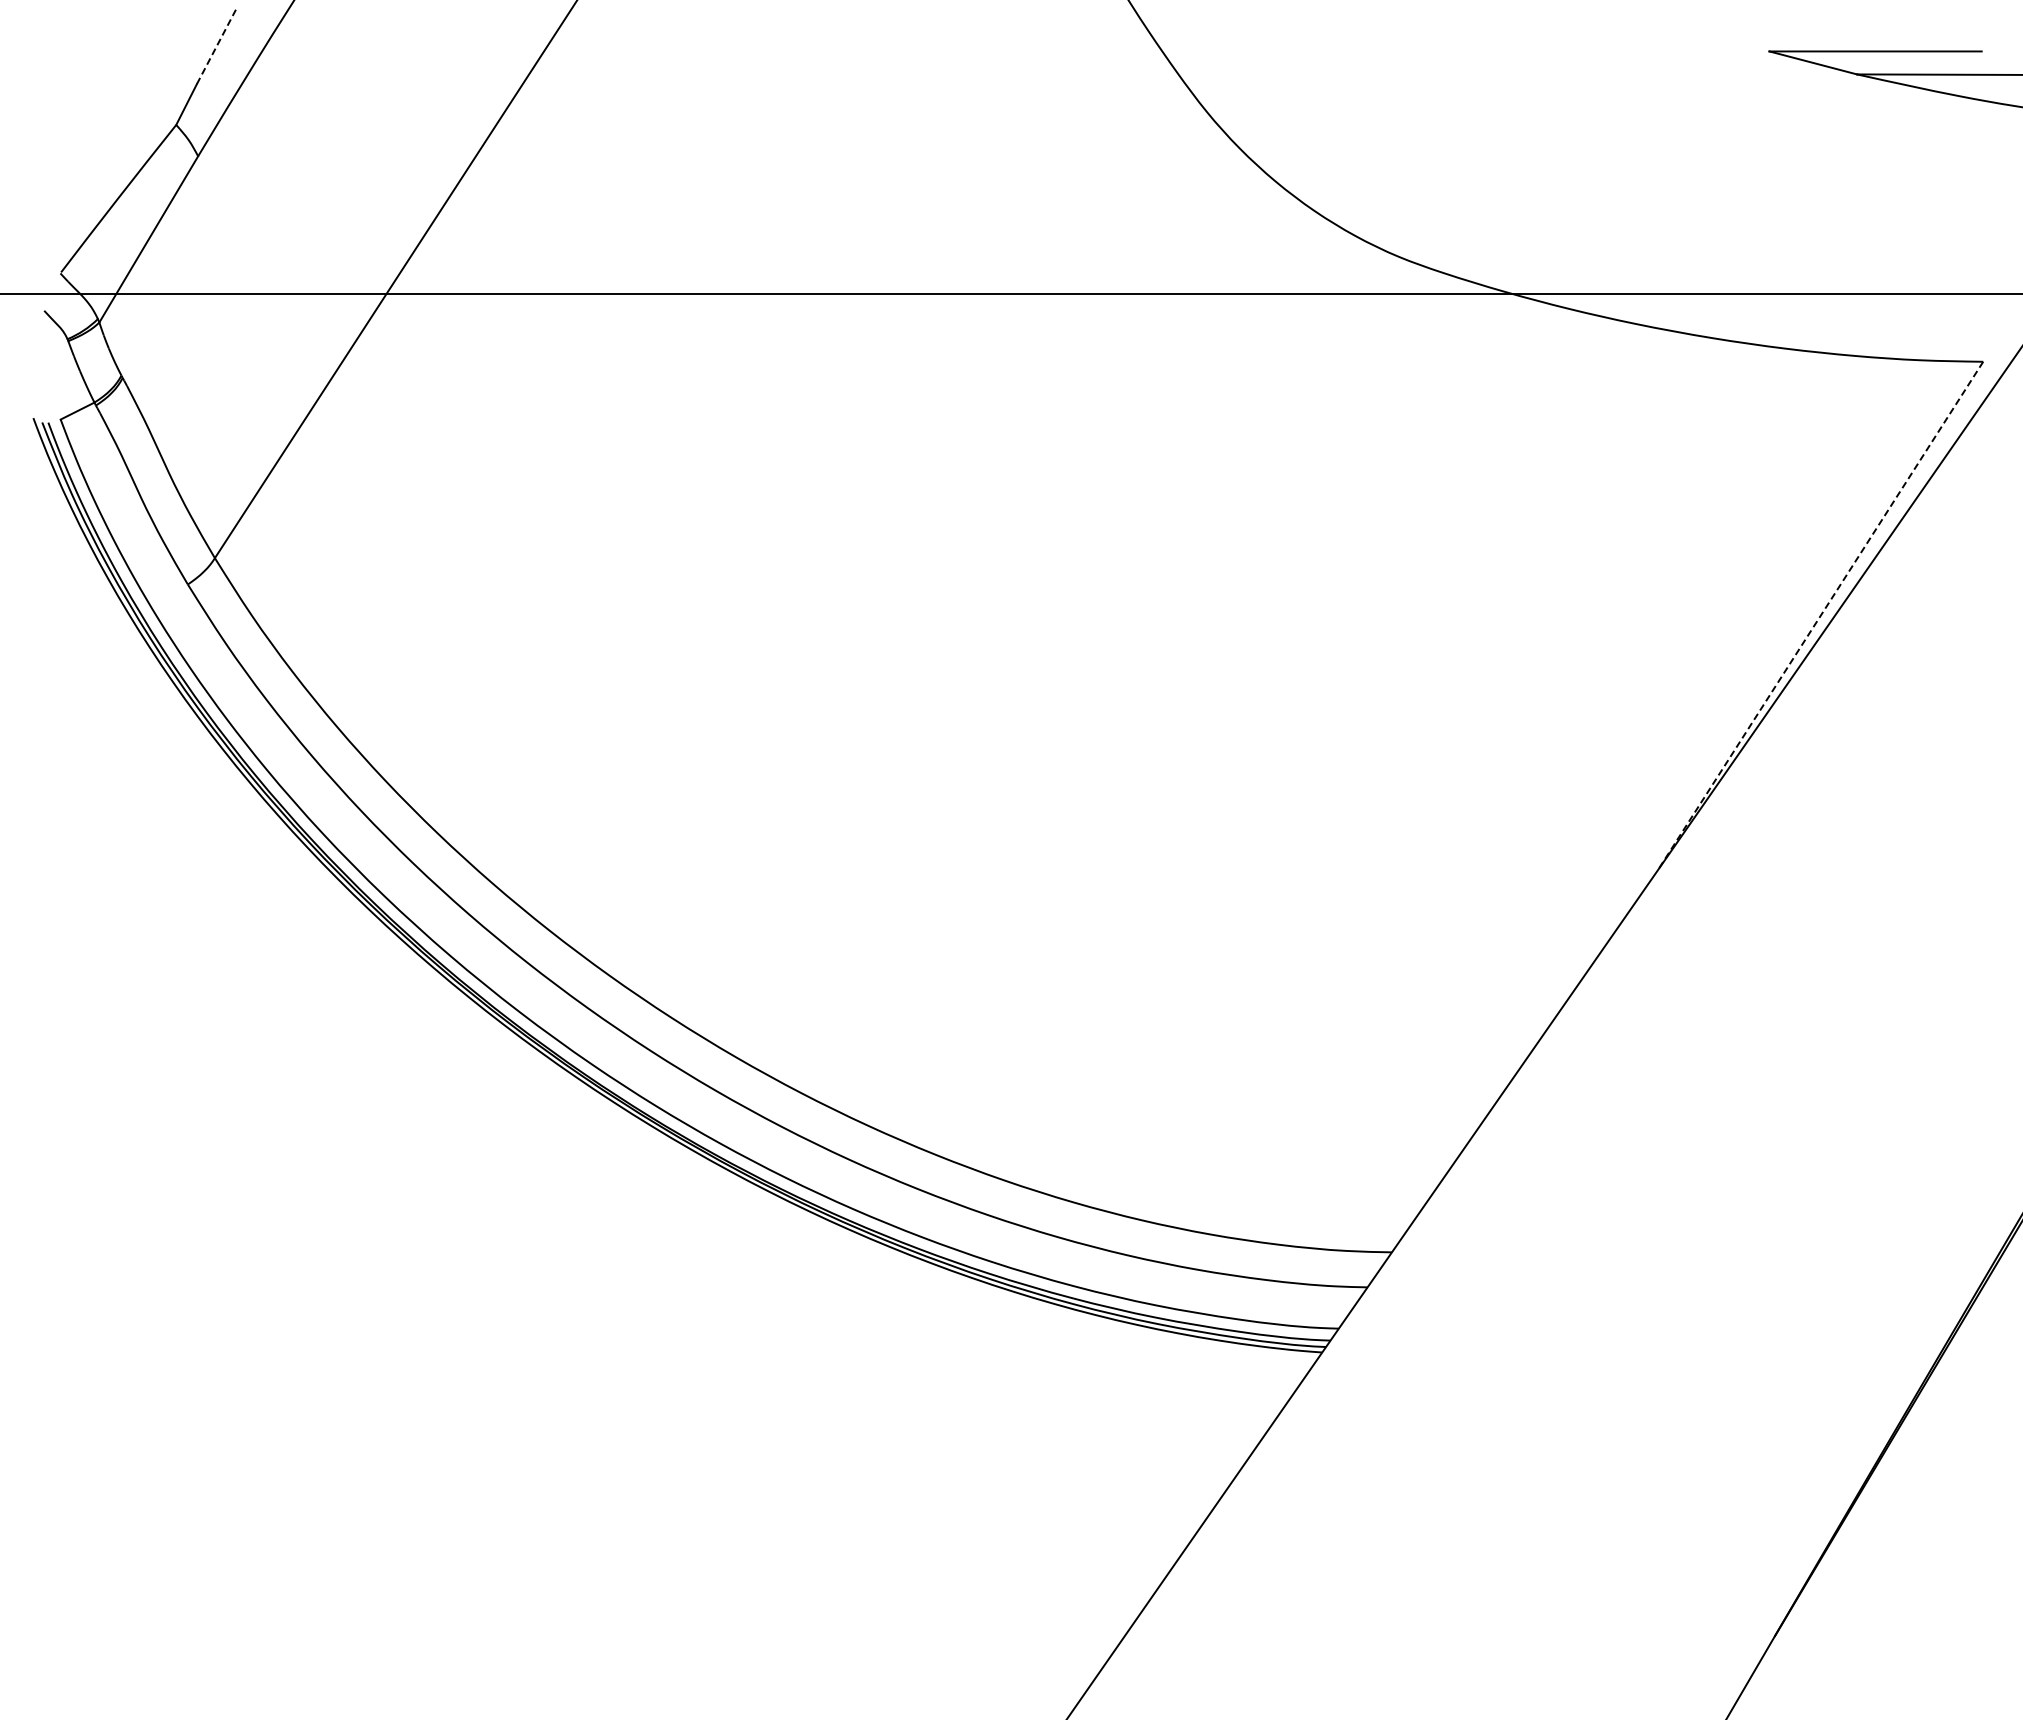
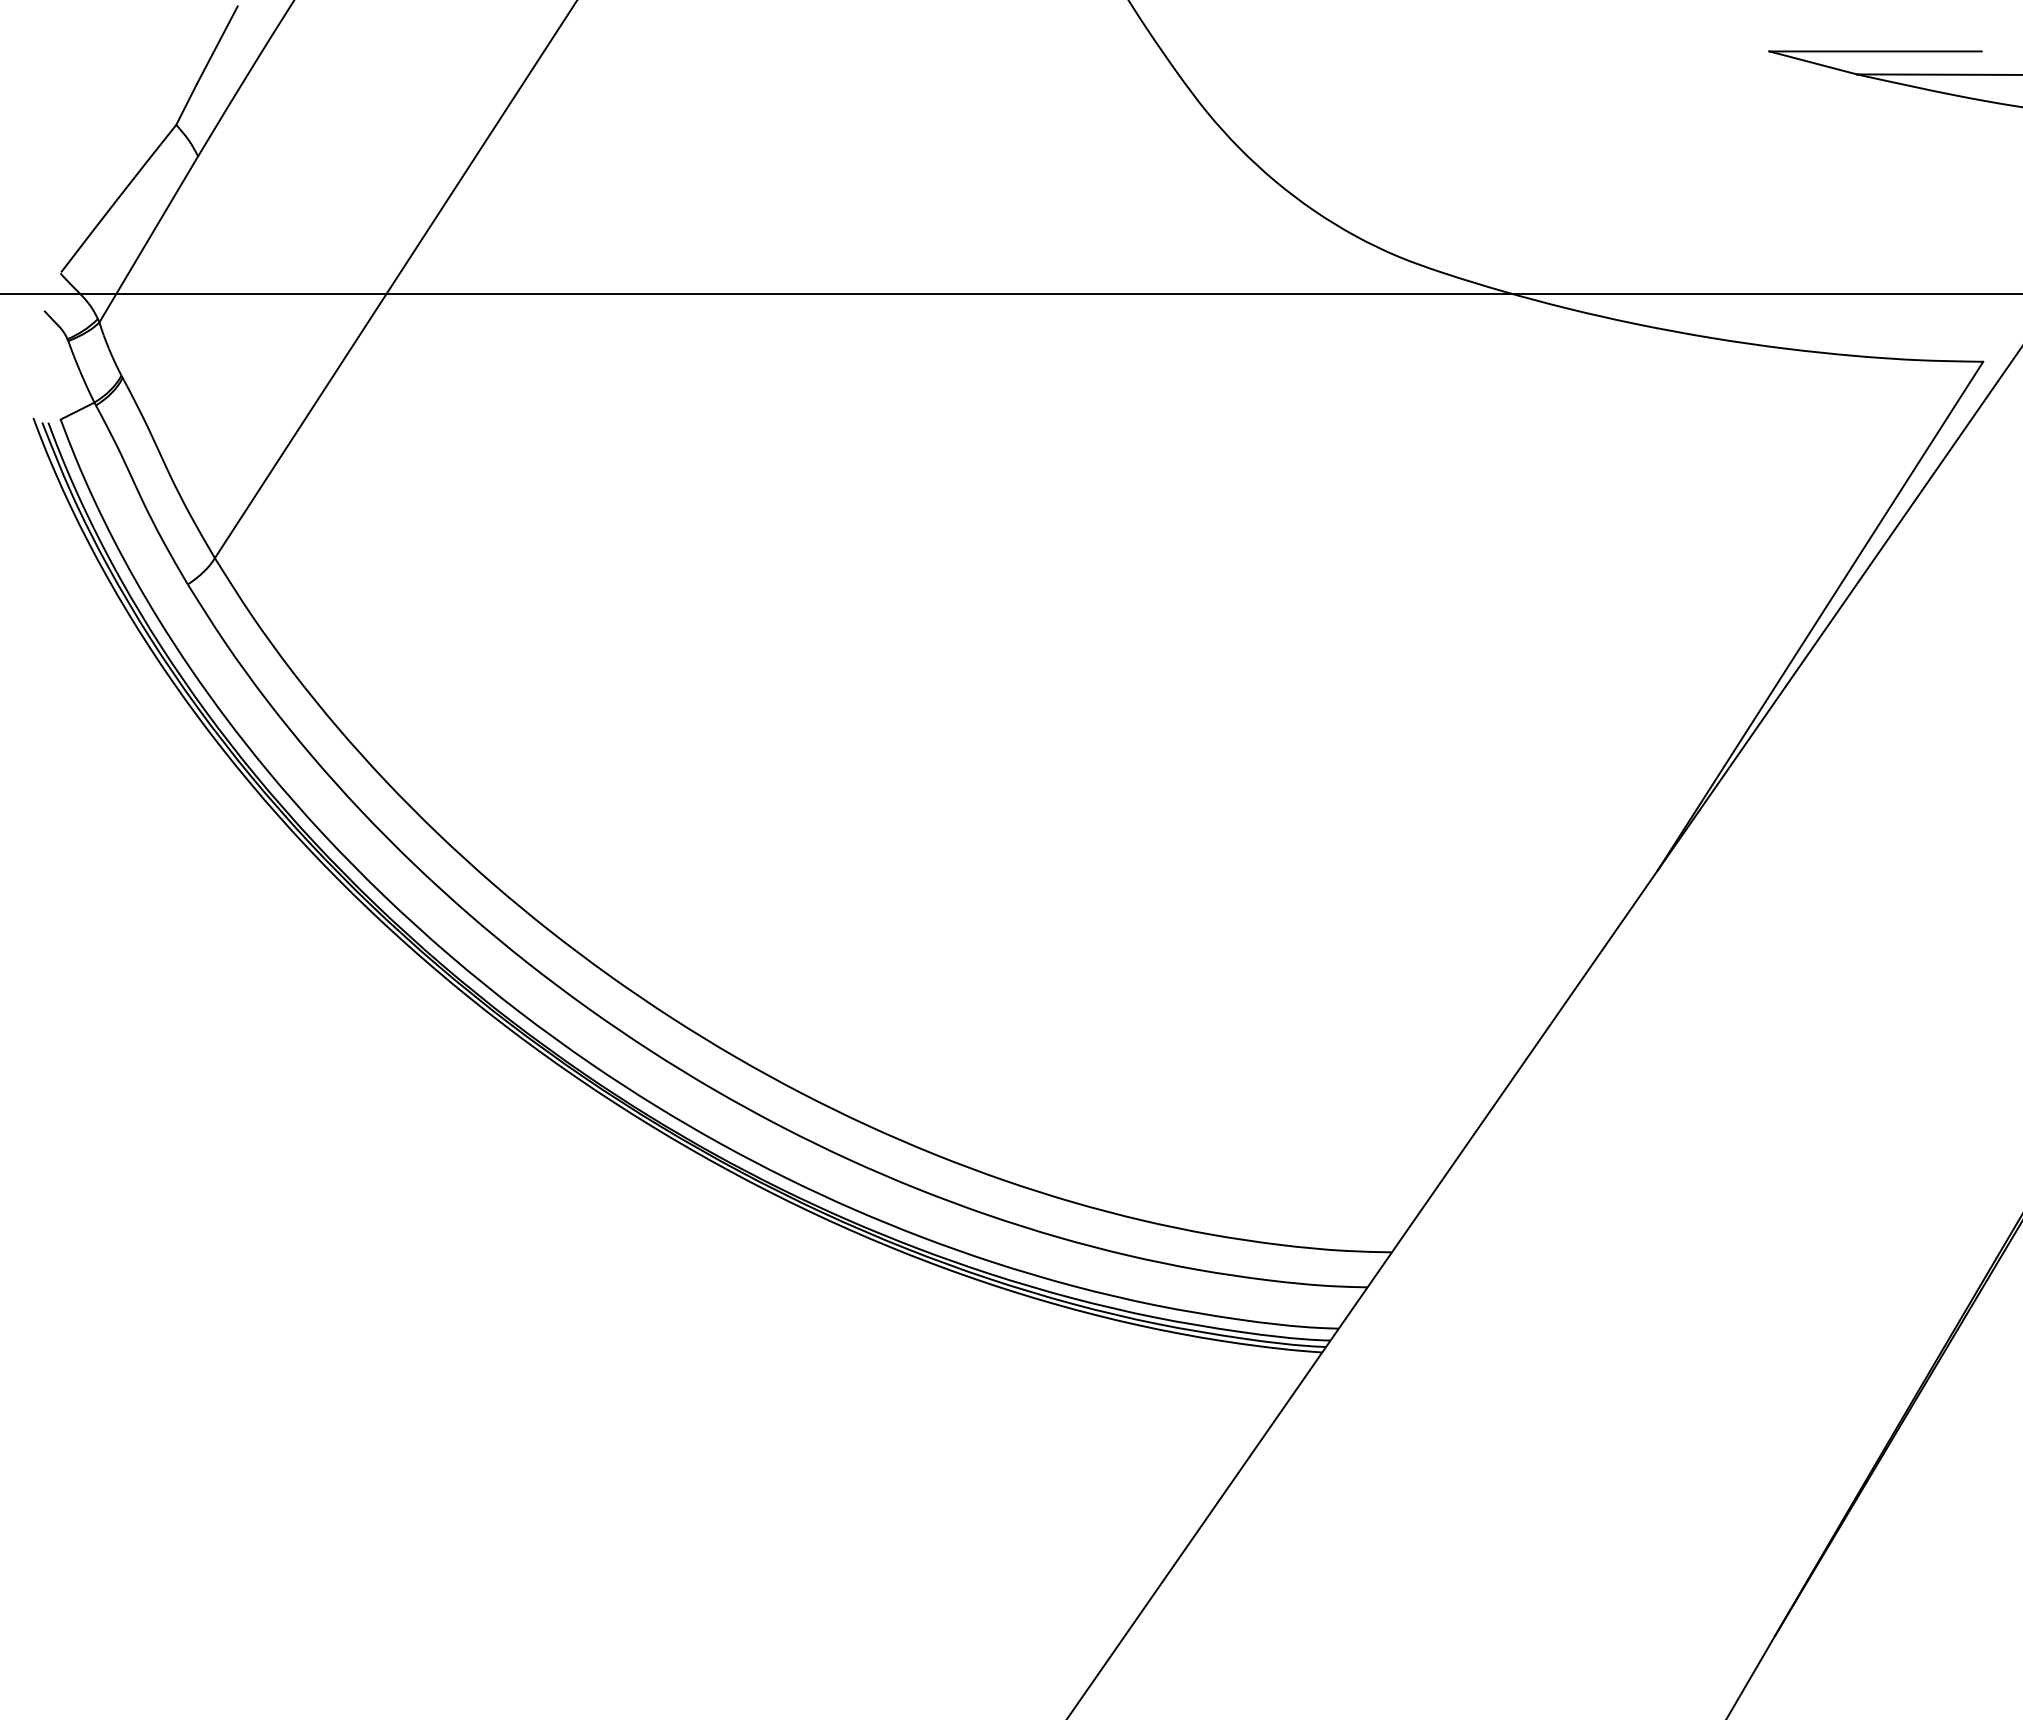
line: dashed -> solid (217, 45)
line: dashed -> solid (1820, 616)
